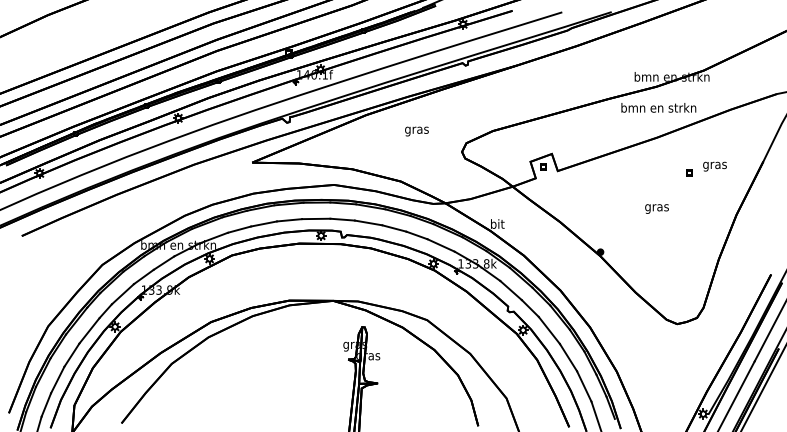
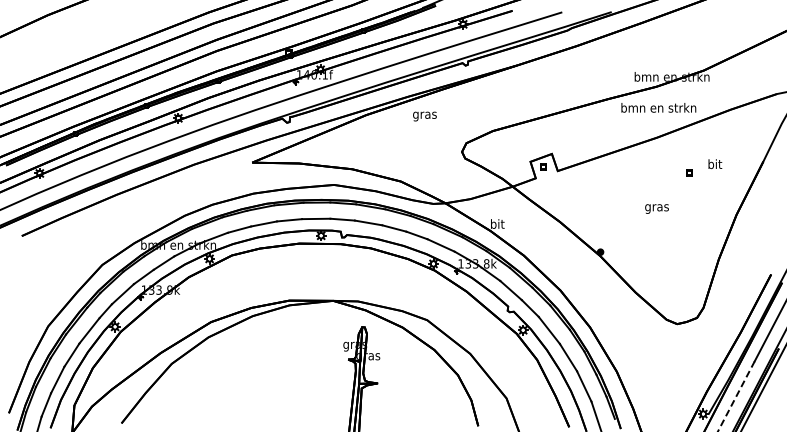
text position: (416, 131) -> (424, 116) (424, 116)
text: gras -> bit (714, 165)
line: solid -> dashed (736, 396)
